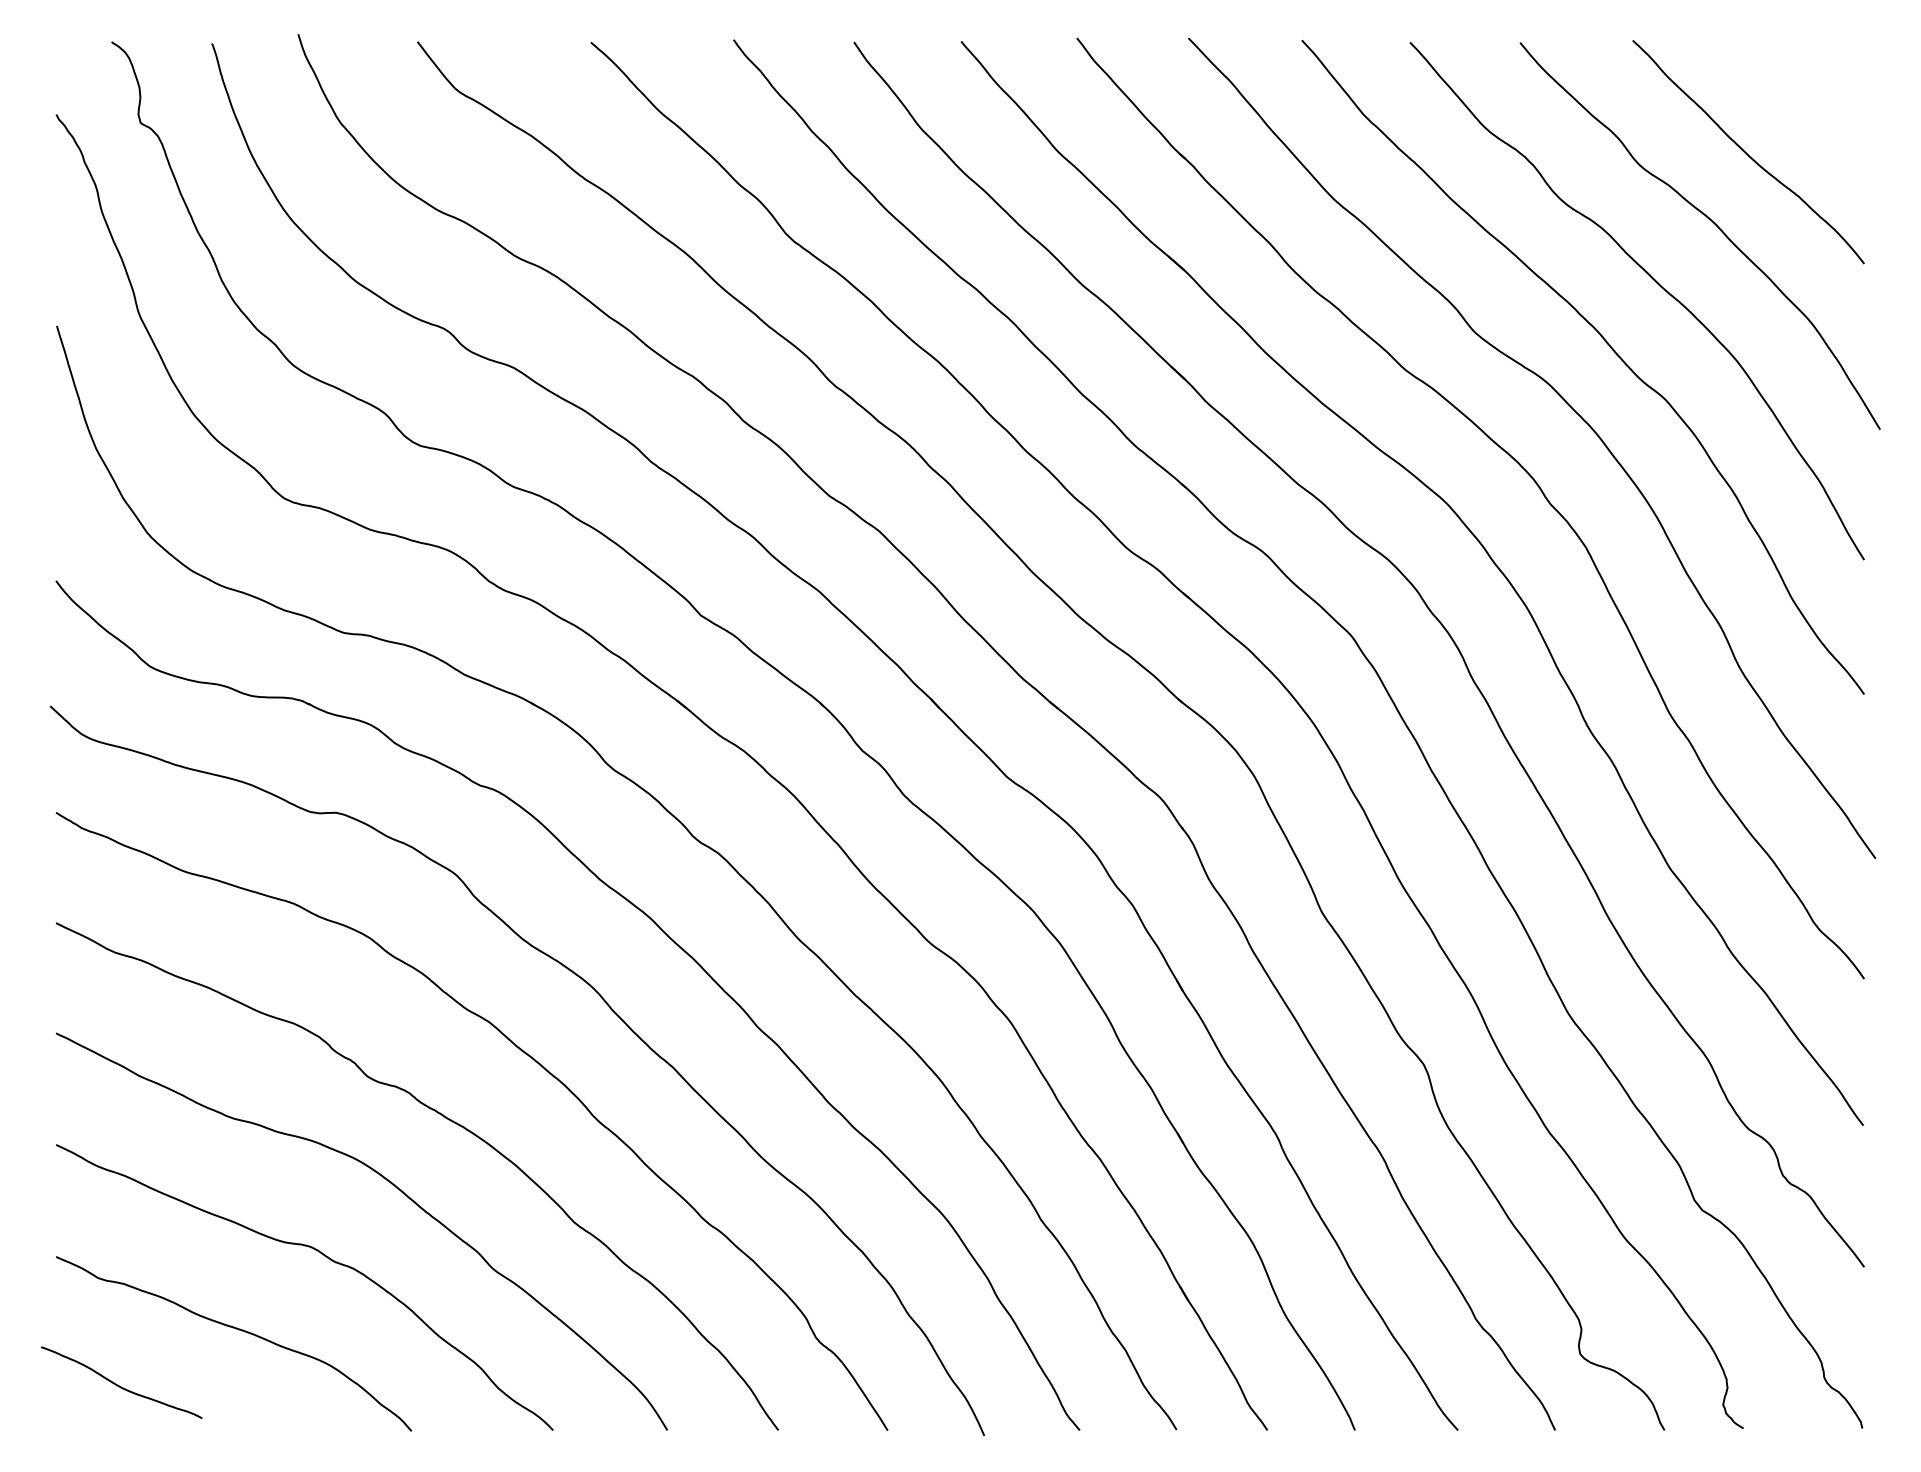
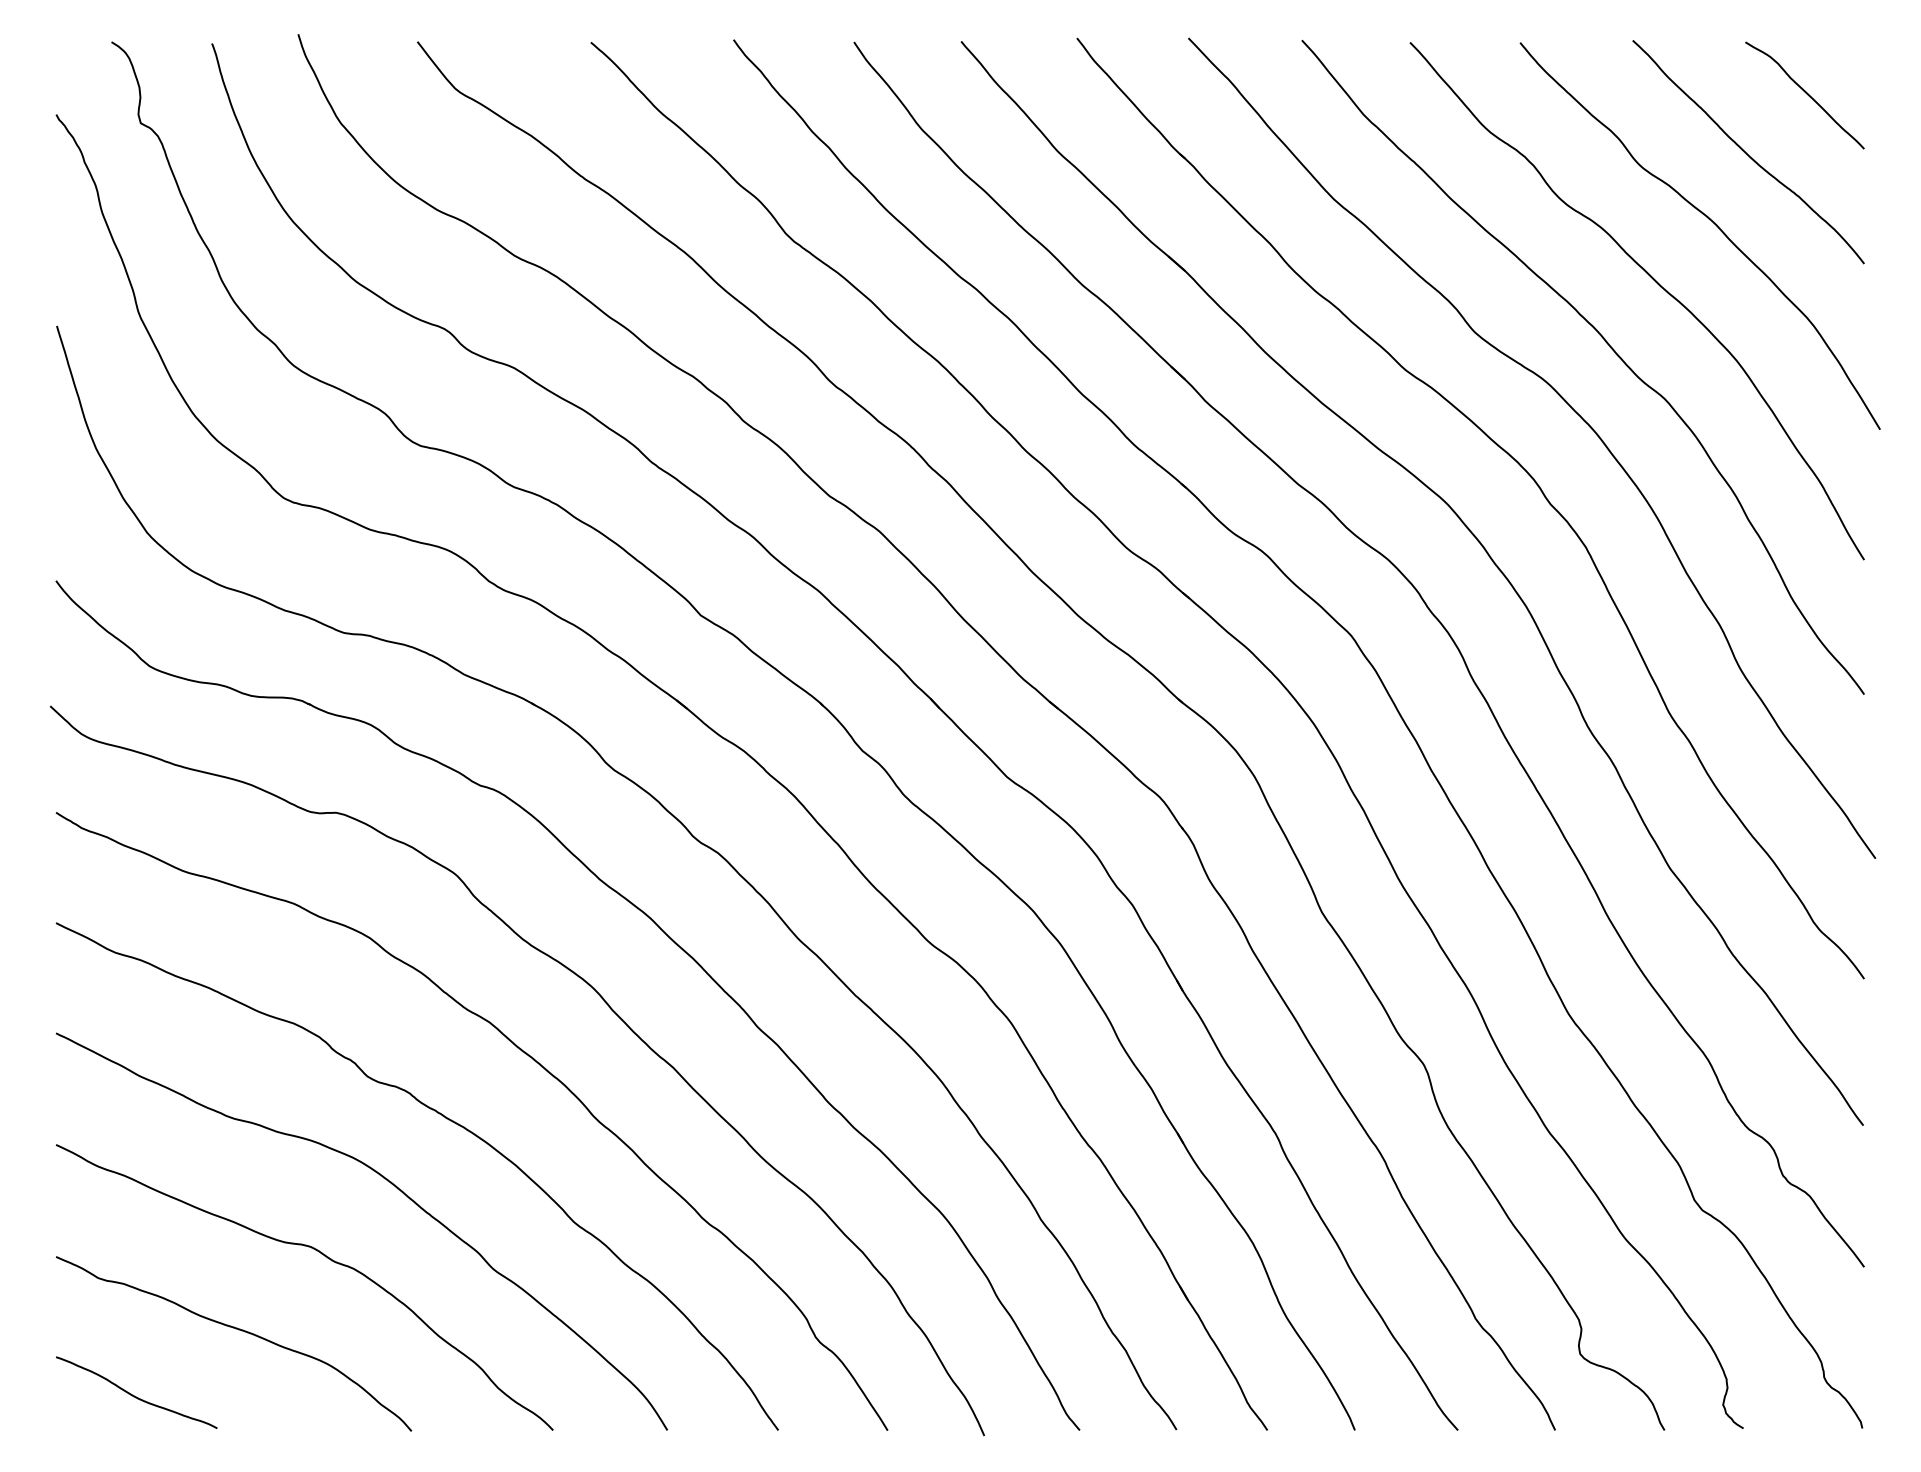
curve: none -> present (1805, 93)
curve position: (119, 1385) -> (134, 1395) (134, 1395)
